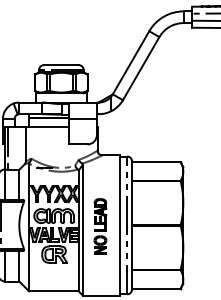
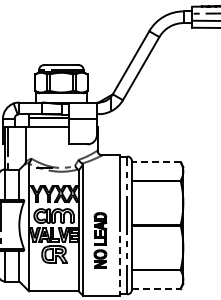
line: solid -> dashed (155, 162)
part position: (100, 226) -> (100, 240) (100, 240)
line: solid -> dashed (120, 261)
line: solid -> dashed (156, 288)
